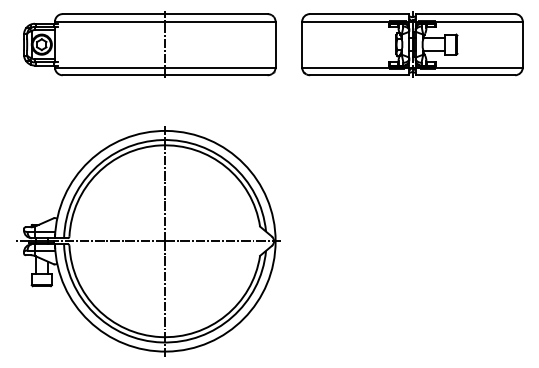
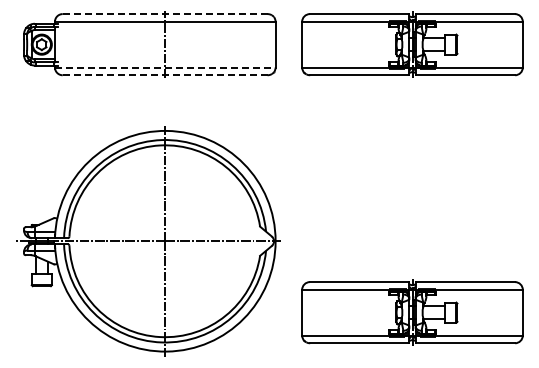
line: solid -> dashed (164, 14)
line: solid -> dashed (165, 67)
line: solid -> dashed (164, 75)
part: none -> present (412, 312)
